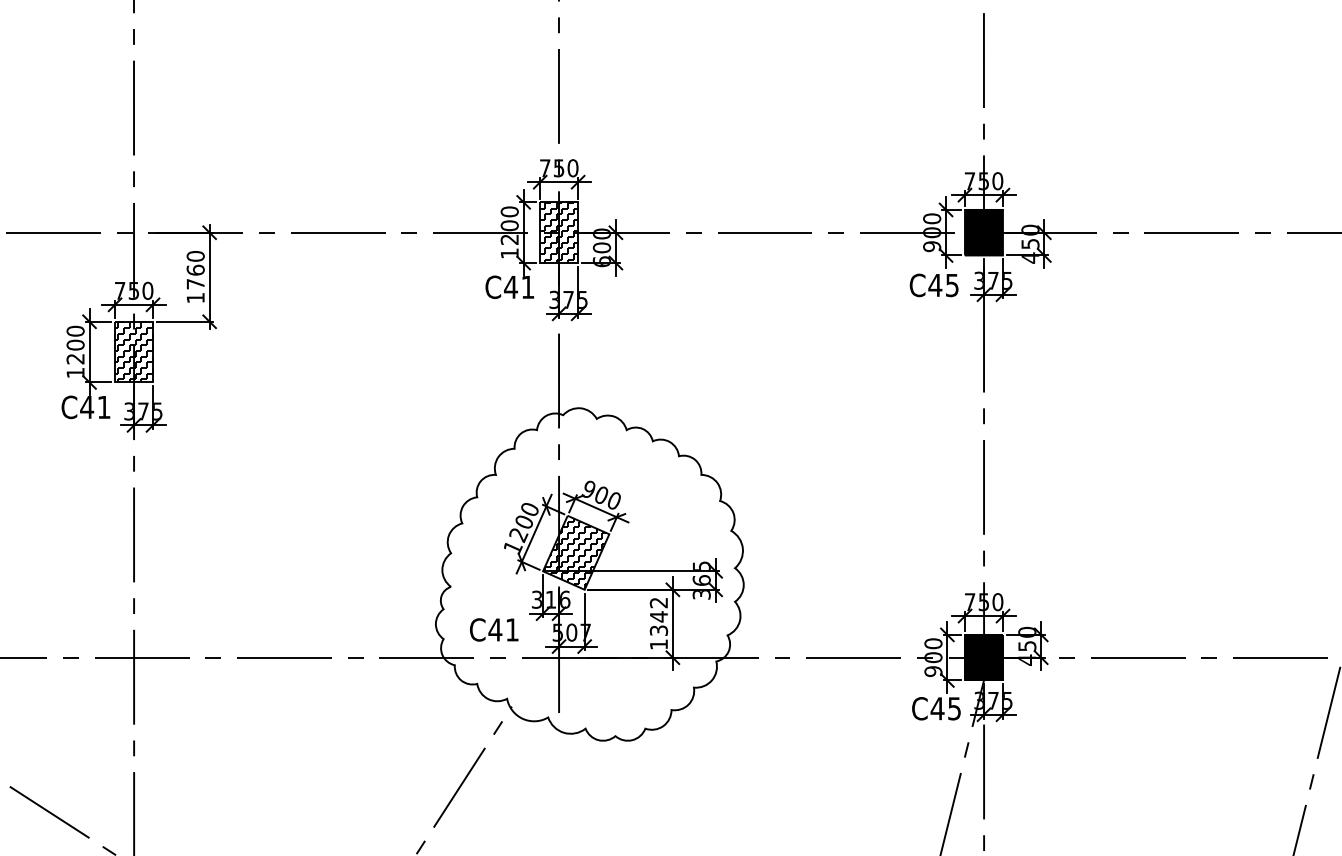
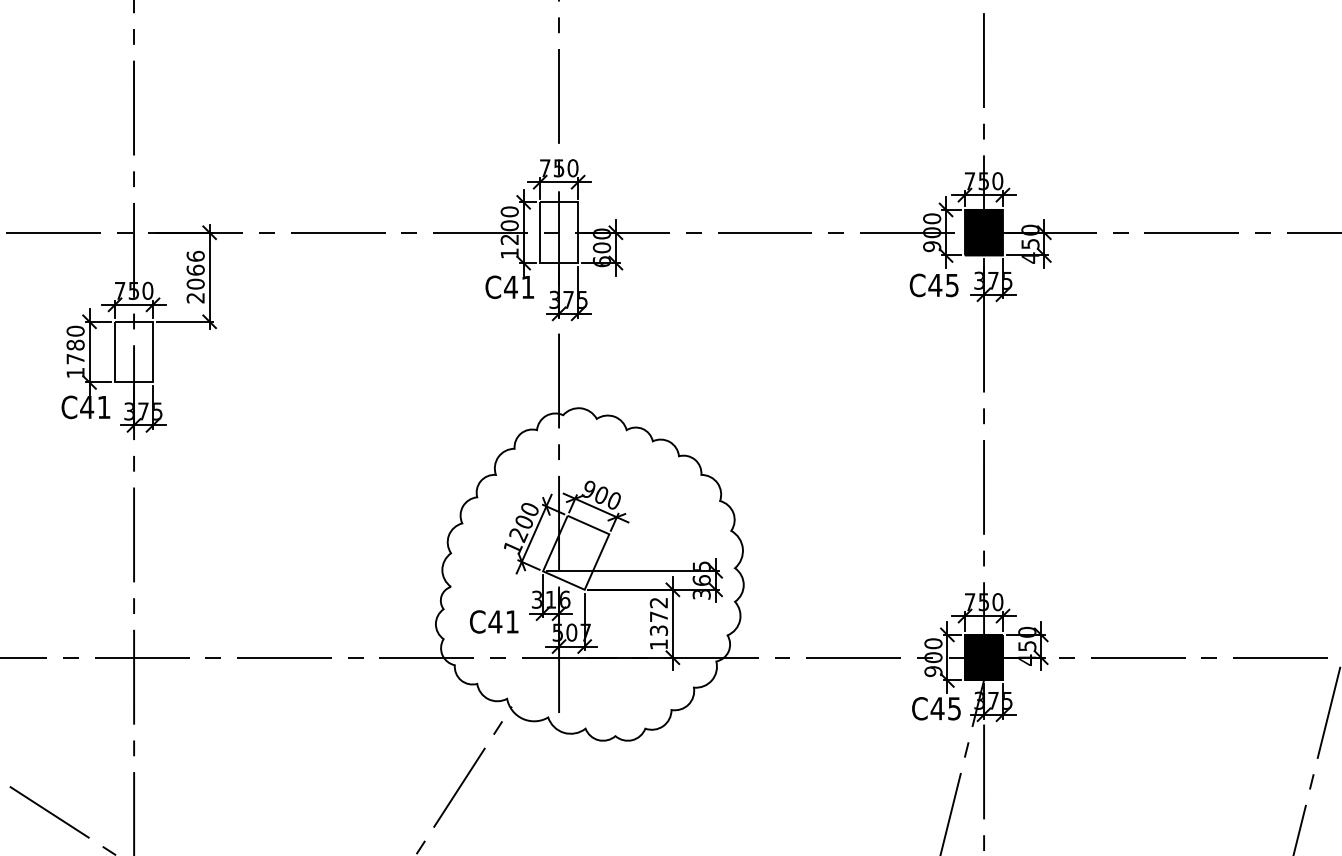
hatch: present -> none (559, 232)
text: 1760 -> 2066 (195, 276)
text: 1200 -> 1780 (75, 351)
hatch: present -> none (134, 351)
hatch: present -> none (575, 551)
text: 1342 -> 1372 (658, 616)
text position: (494, 629) -> (494, 621) (494, 621)
